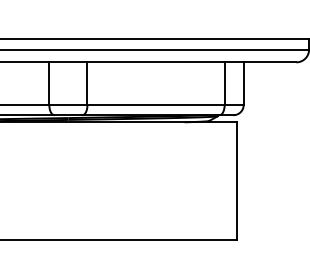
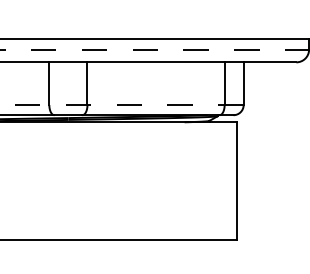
line: solid -> dashed (155, 49)
line: solid -> dashed (121, 105)
